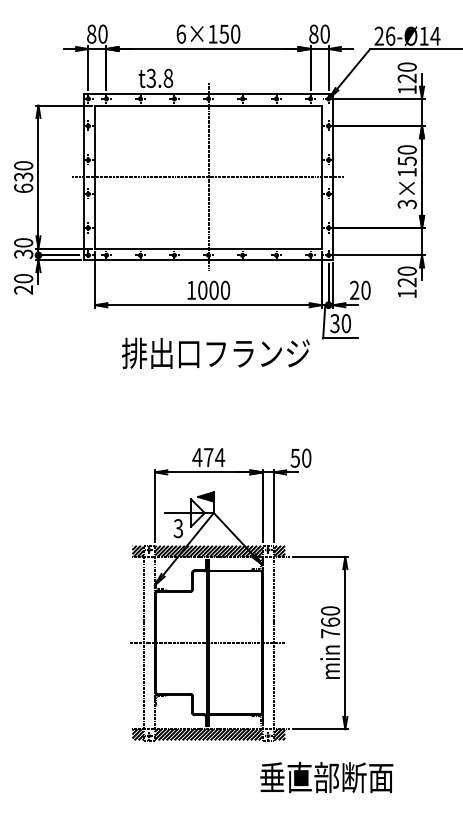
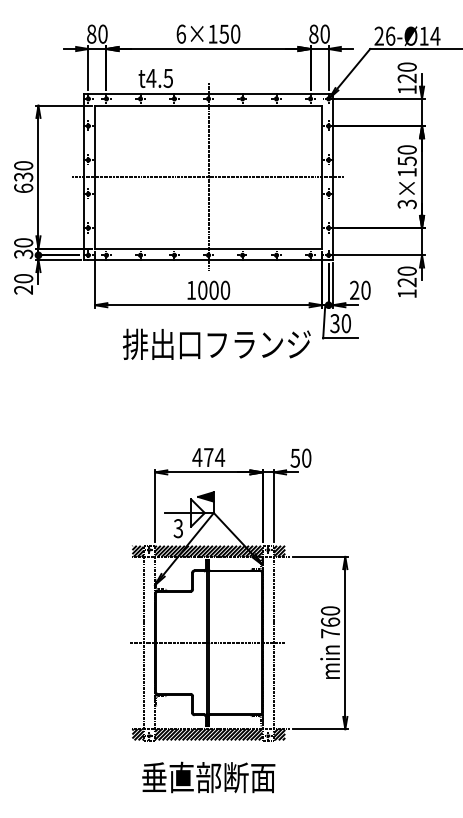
text: t3.8 -> t4.5 (159, 77)
text position: (215, 352) -> (216, 343) (216, 343)
text position: (326, 777) -> (208, 777) (208, 777)
